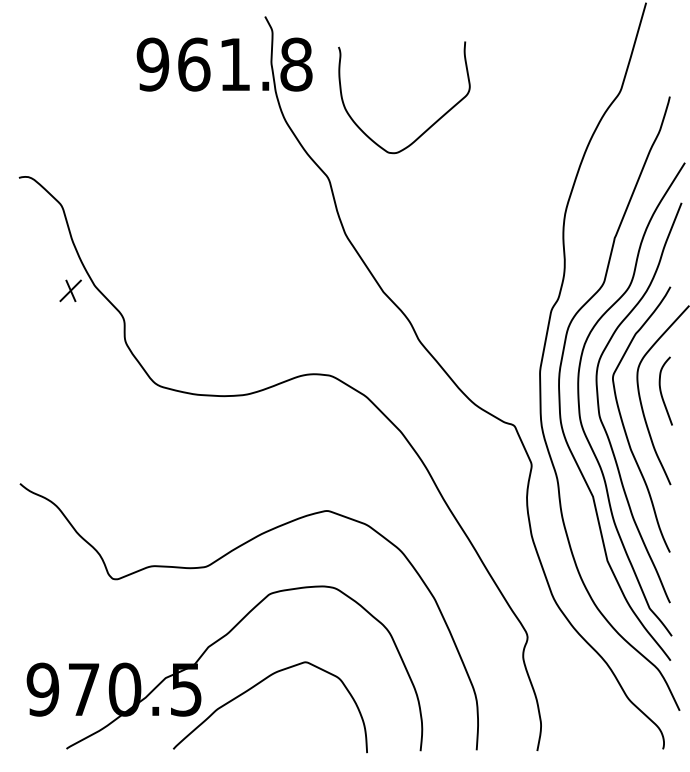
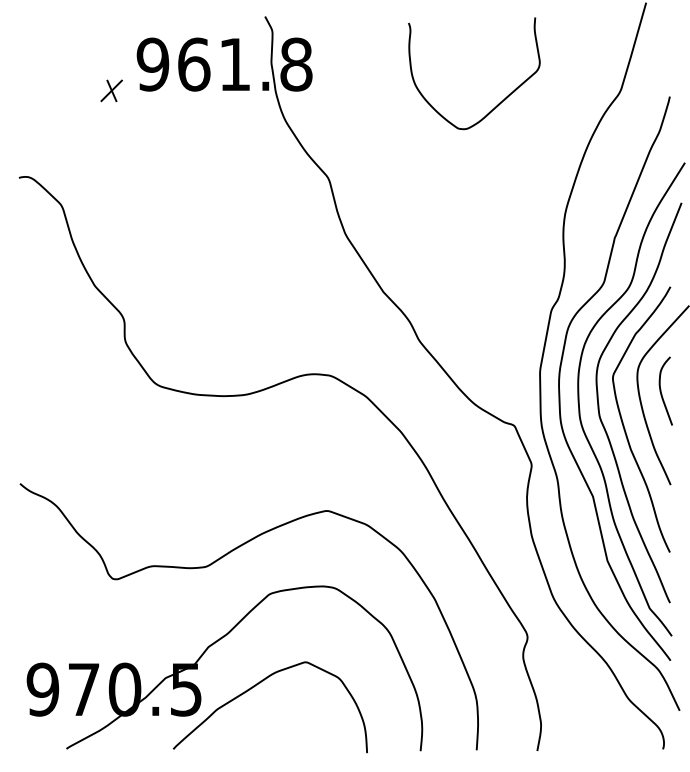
curve position: (430, 125) -> (500, 101) (500, 101)
part position: (70, 290) -> (111, 90) (111, 90)
